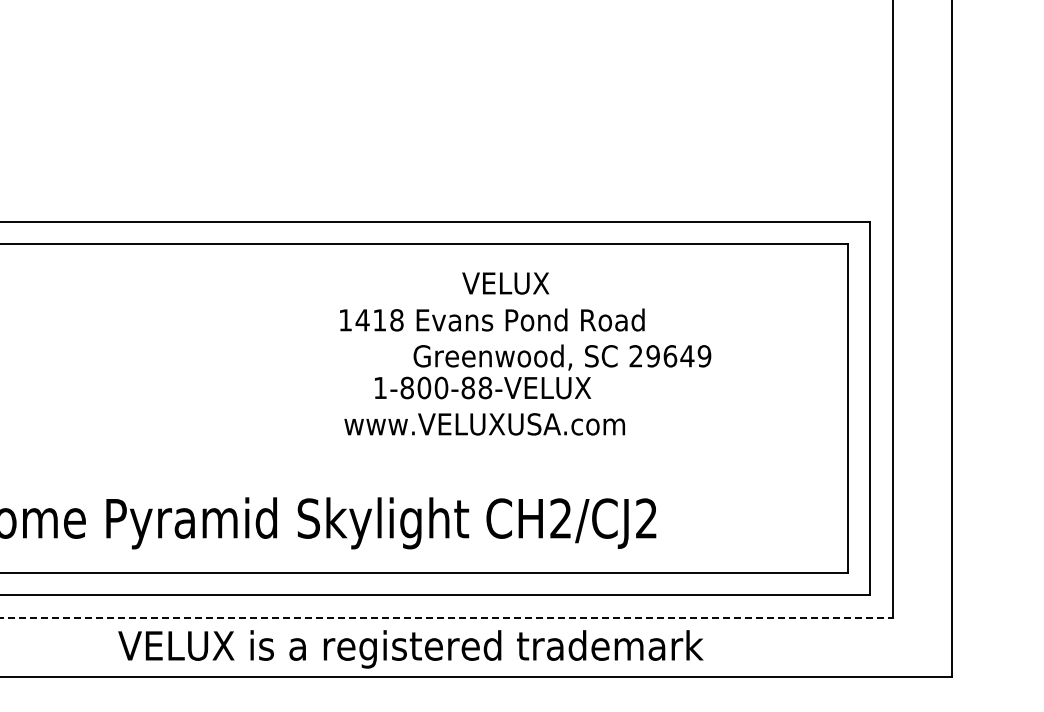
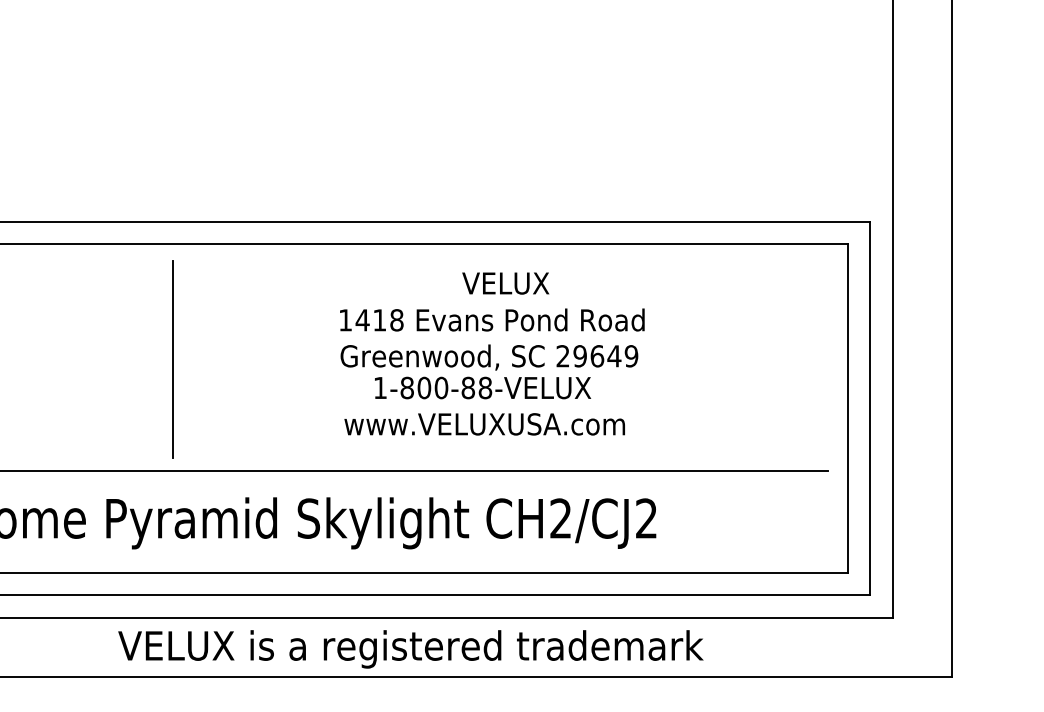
text position: (562, 357) -> (489, 357) (489, 357)
line: none -> present (172, 358)
line: none -> present (415, 470)
line: dashed -> solid (447, 618)
